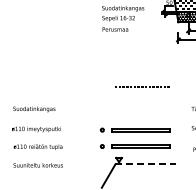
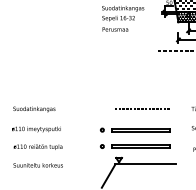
line: none -> present (174, 51)
line position: (142, 86) -> (142, 108) (142, 108)
line: dashed -> solid (146, 164)
